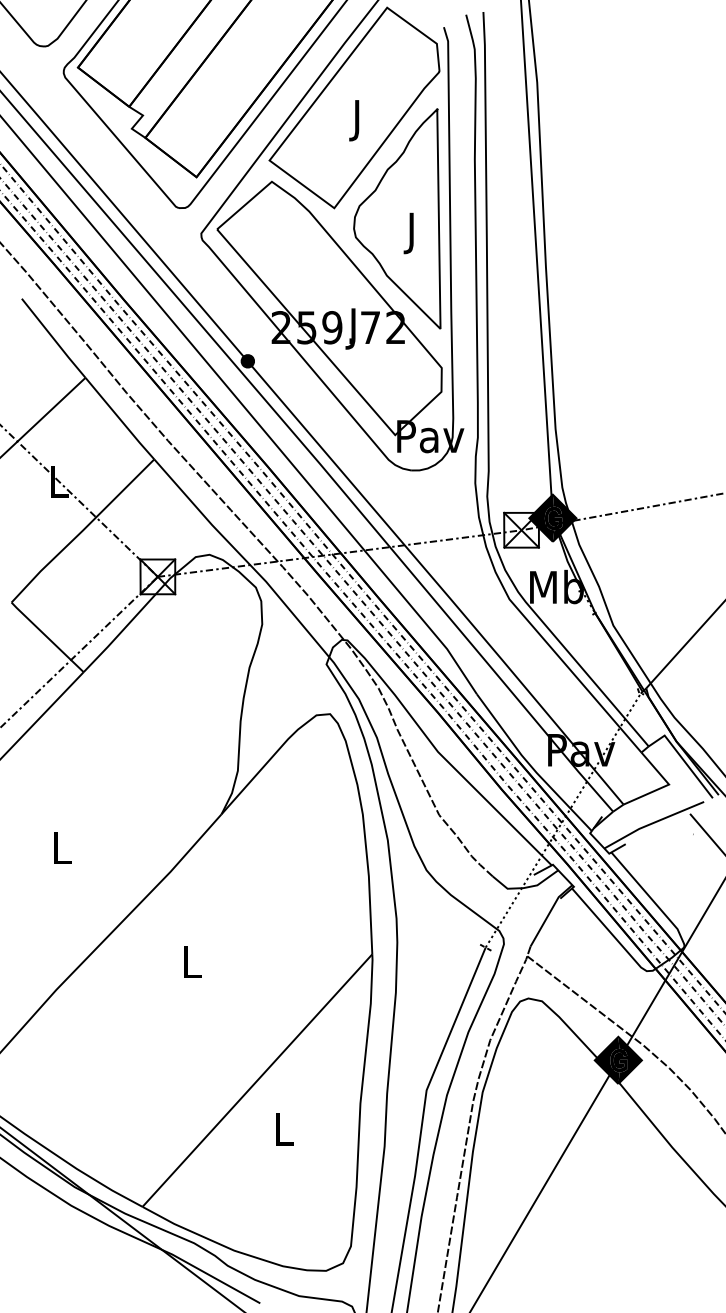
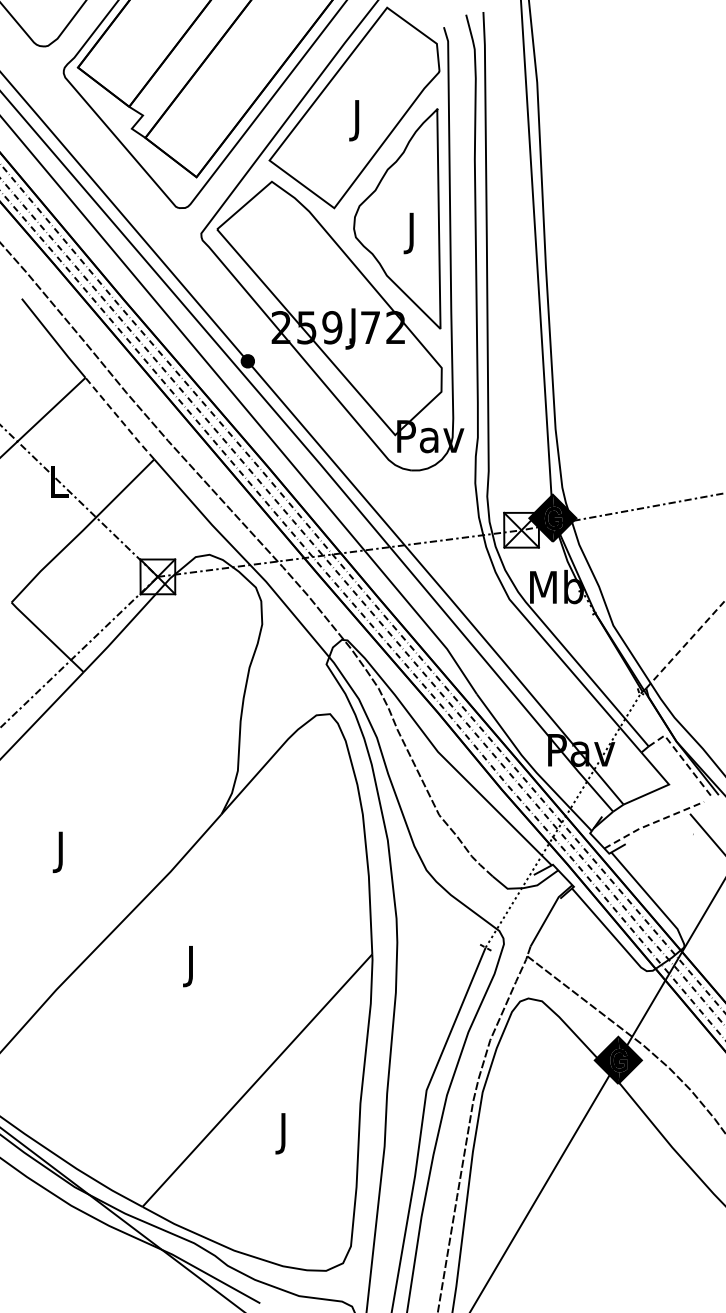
line: solid -> dashed (119, 419)
line: solid -> dashed (686, 643)
line: solid -> dashed (682, 759)
line: solid -> dashed (652, 823)
text: L -> J (61, 852)
text: L -> J (192, 966)
text: L -> J (284, 1133)
